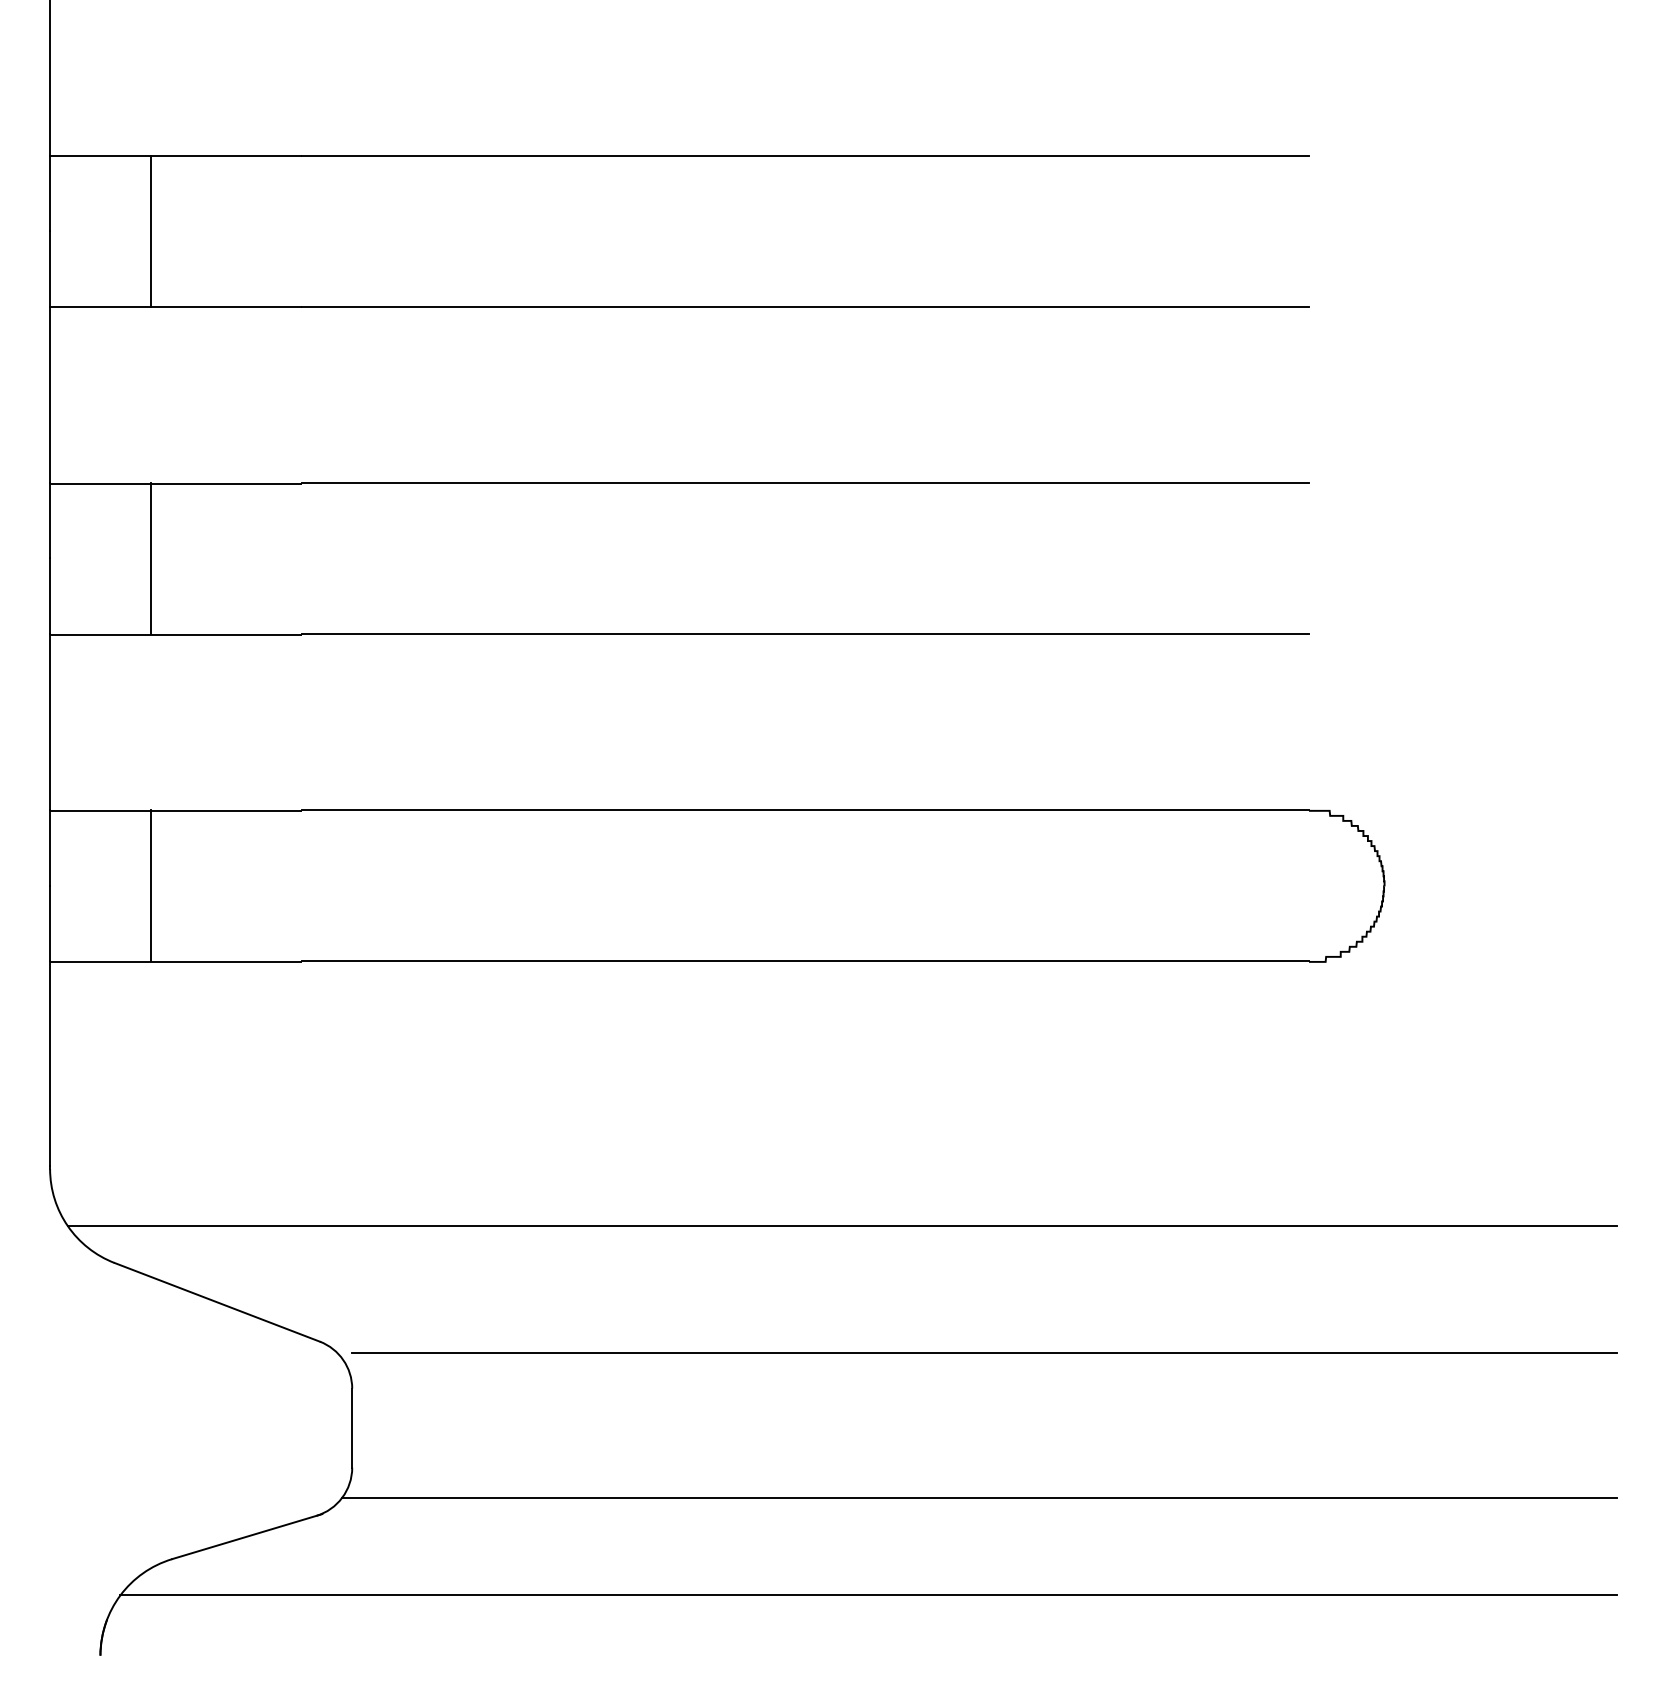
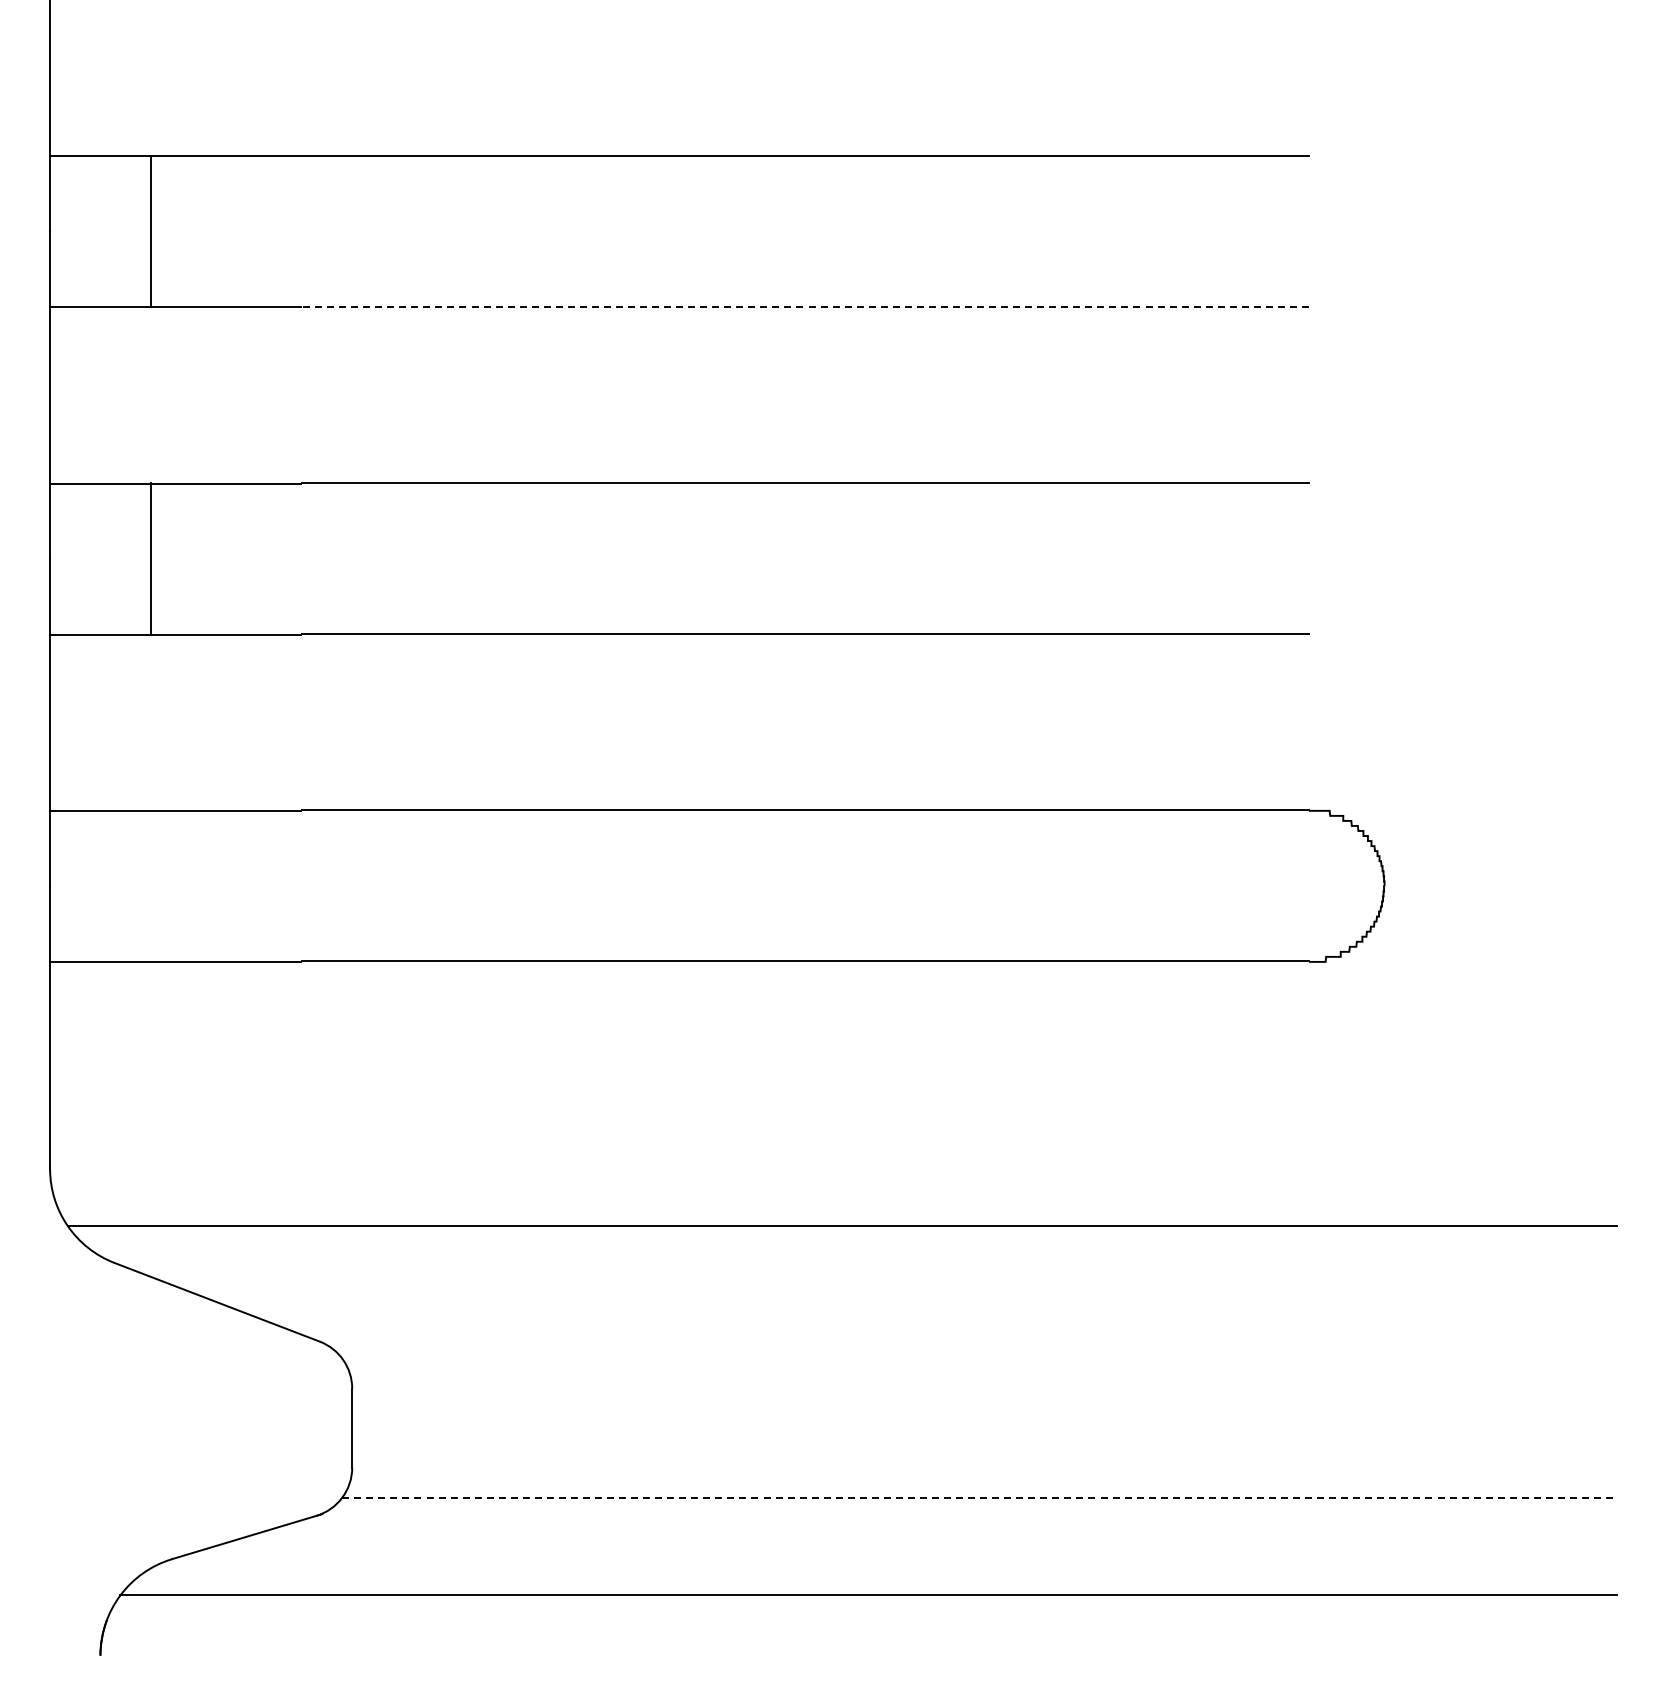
line: solid -> dashed (805, 306)
line: present -> none (150, 885)
line: present -> none (984, 1353)
line: solid -> dashed (980, 1497)
